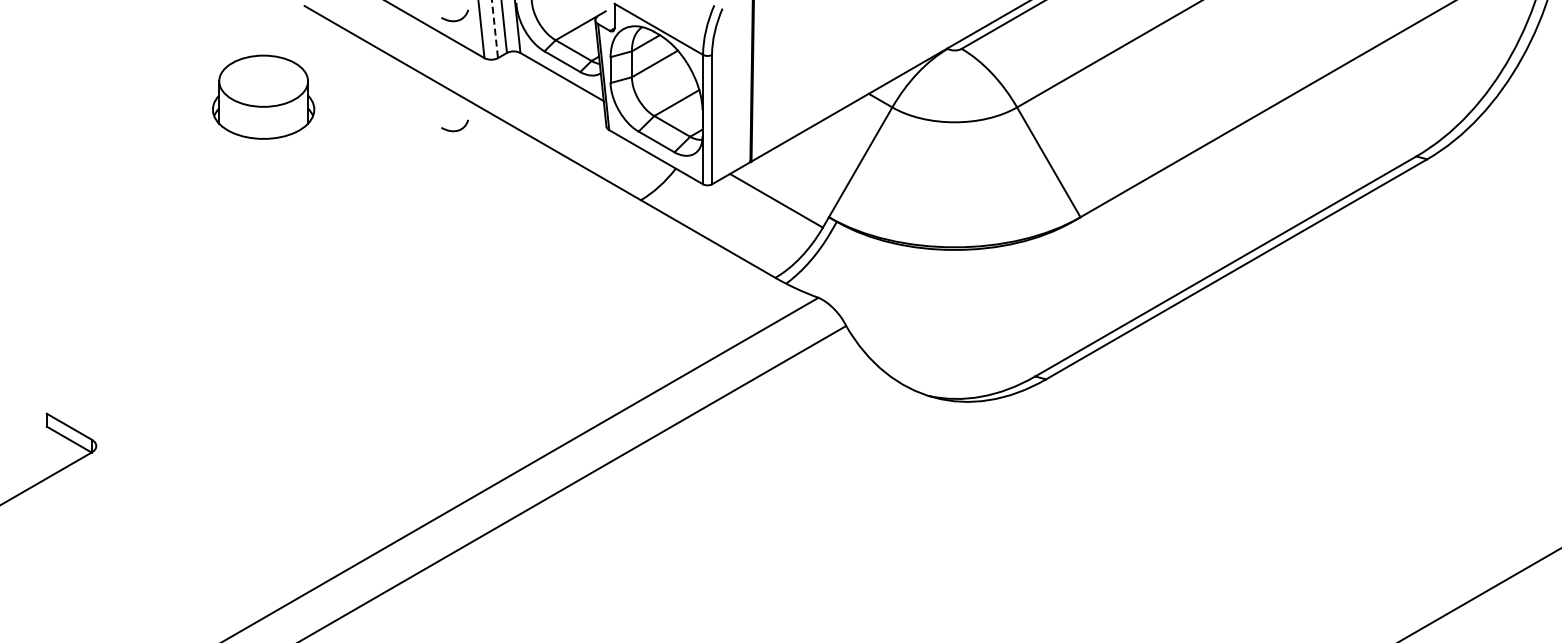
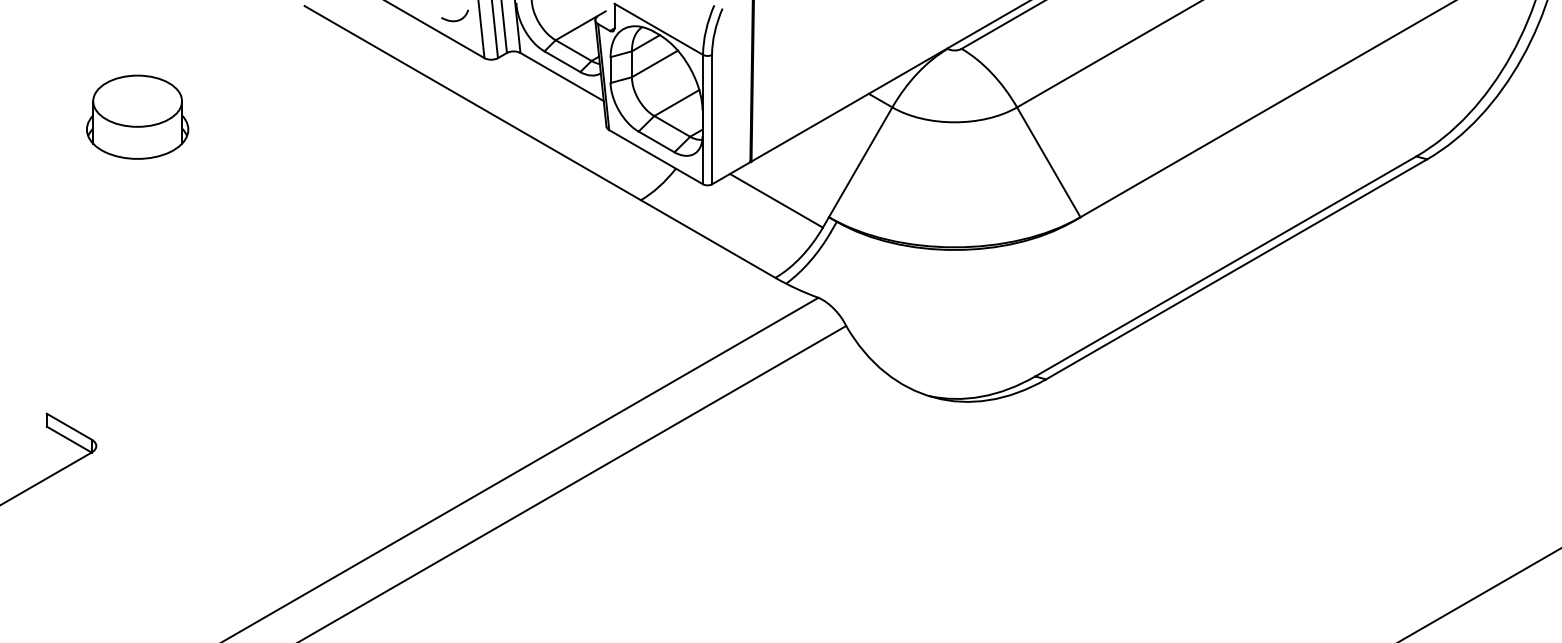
line: dashed -> solid (494, 29)
part position: (263, 96) -> (137, 116) (137, 116)
curve: present -> none (457, 129)
